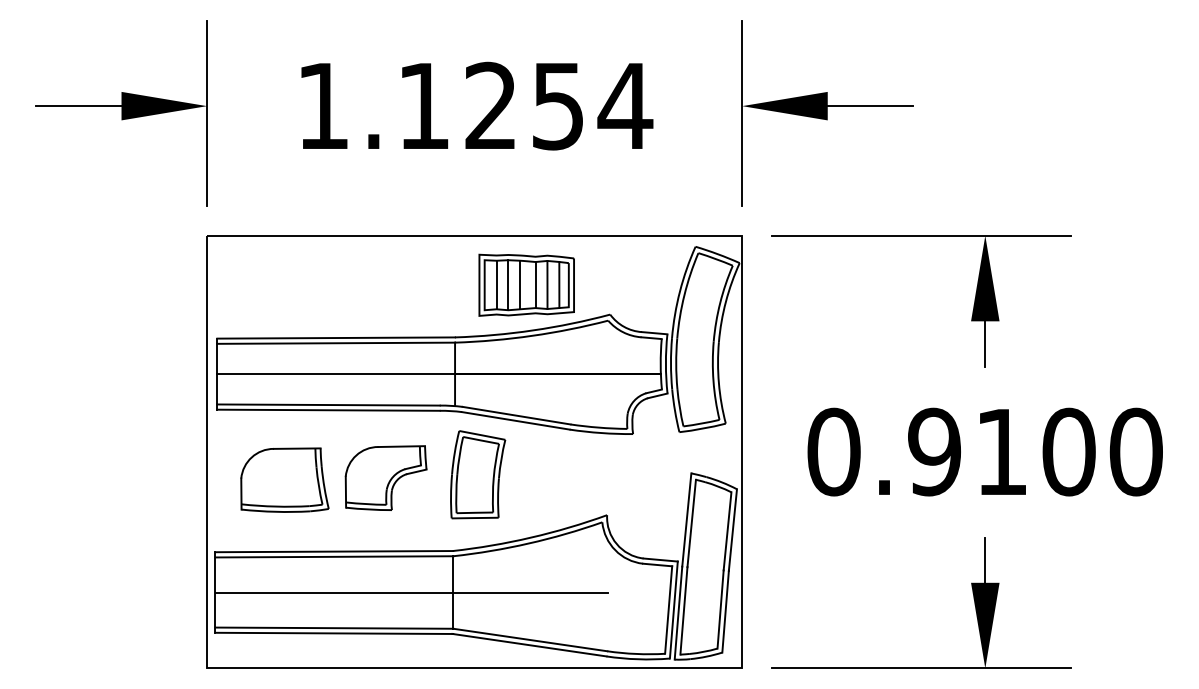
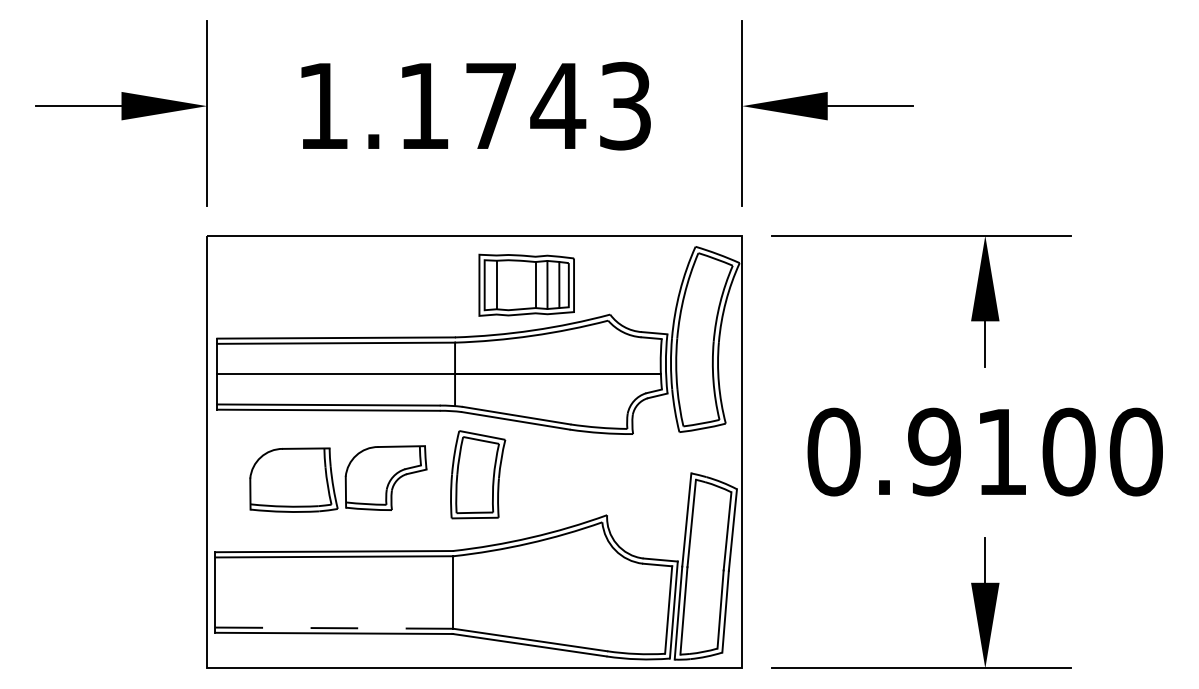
text: 1.1254 -> 1.1743 (559, 105)
line: present -> none (520, 284)
line: present -> none (508, 285)
part position: (284, 479) -> (293, 479) (293, 479)
line: present -> none (411, 592)
line: solid -> dashed (334, 628)
